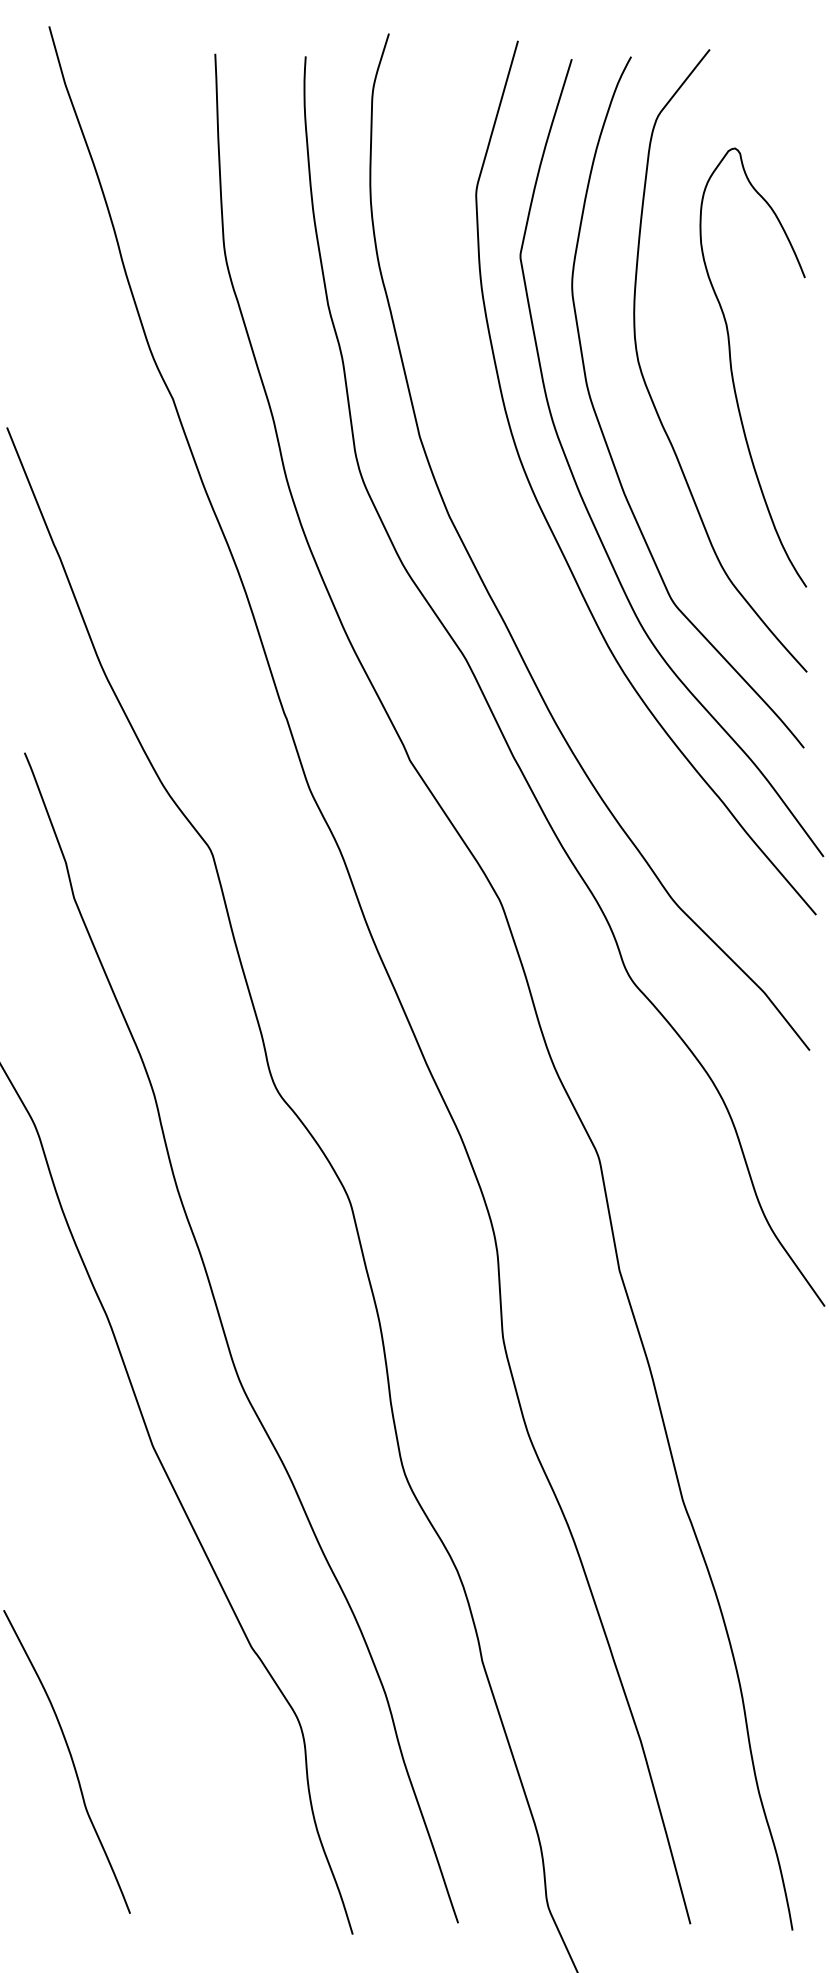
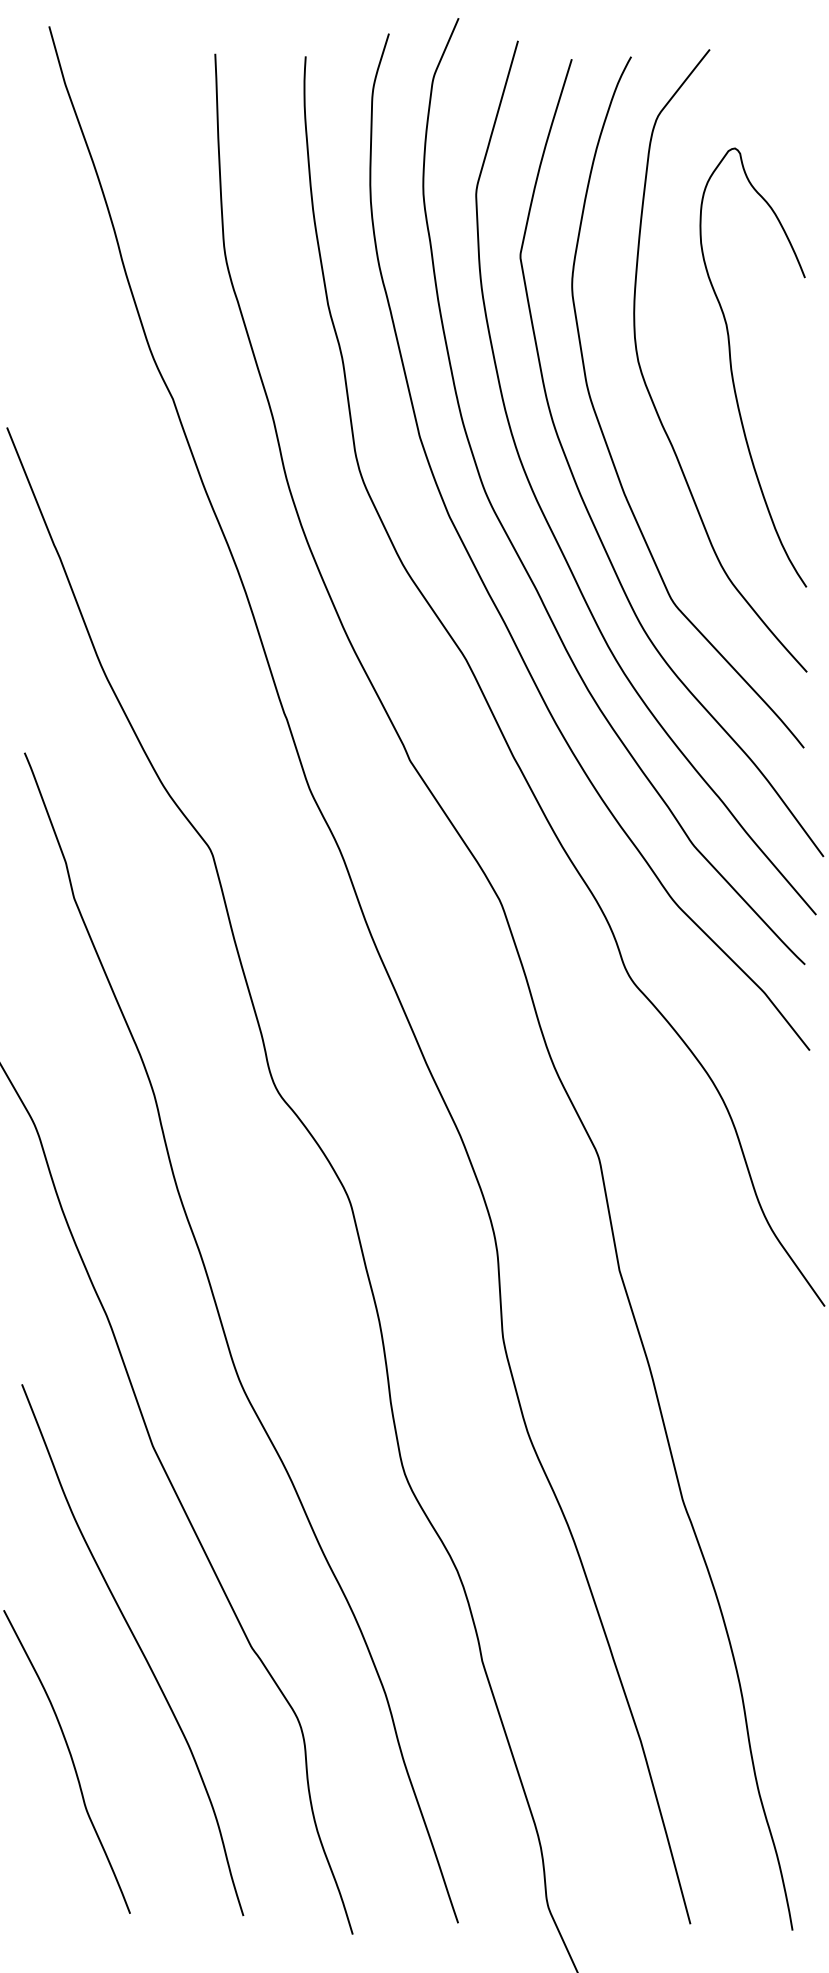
curve: none -> present (512, 542)
curve: none -> present (138, 1647)
